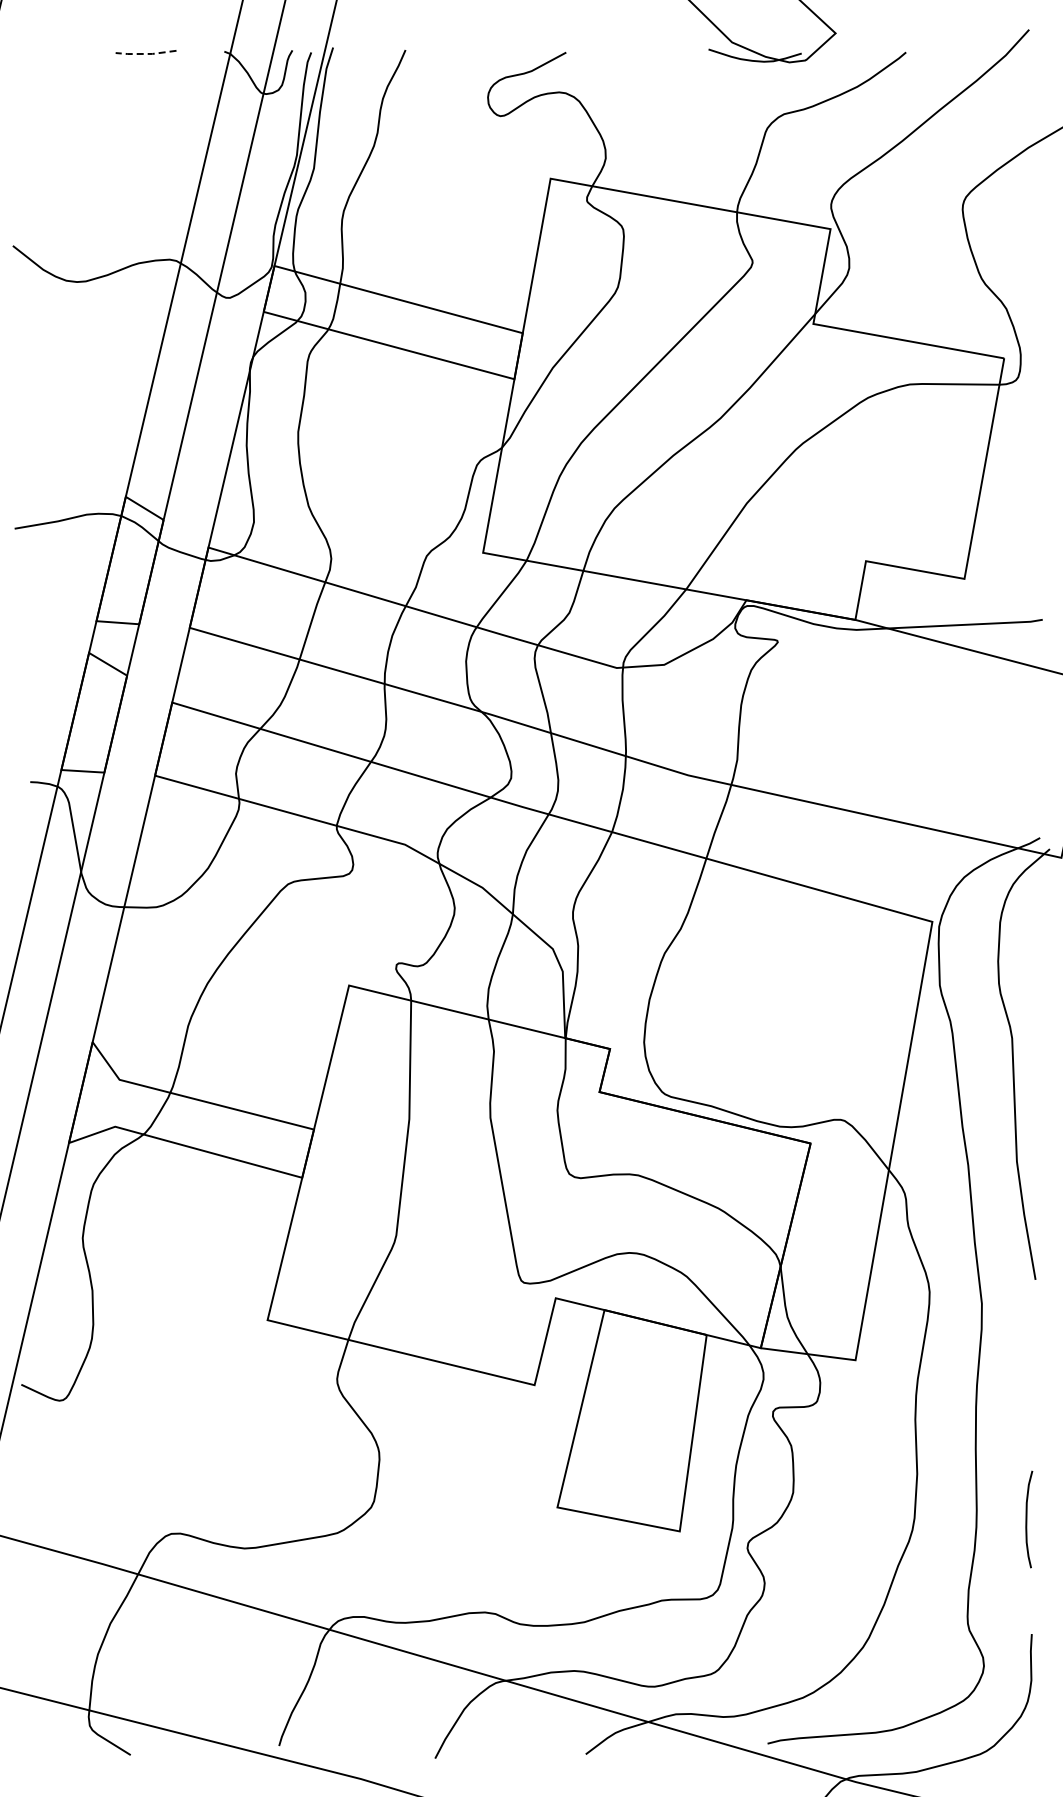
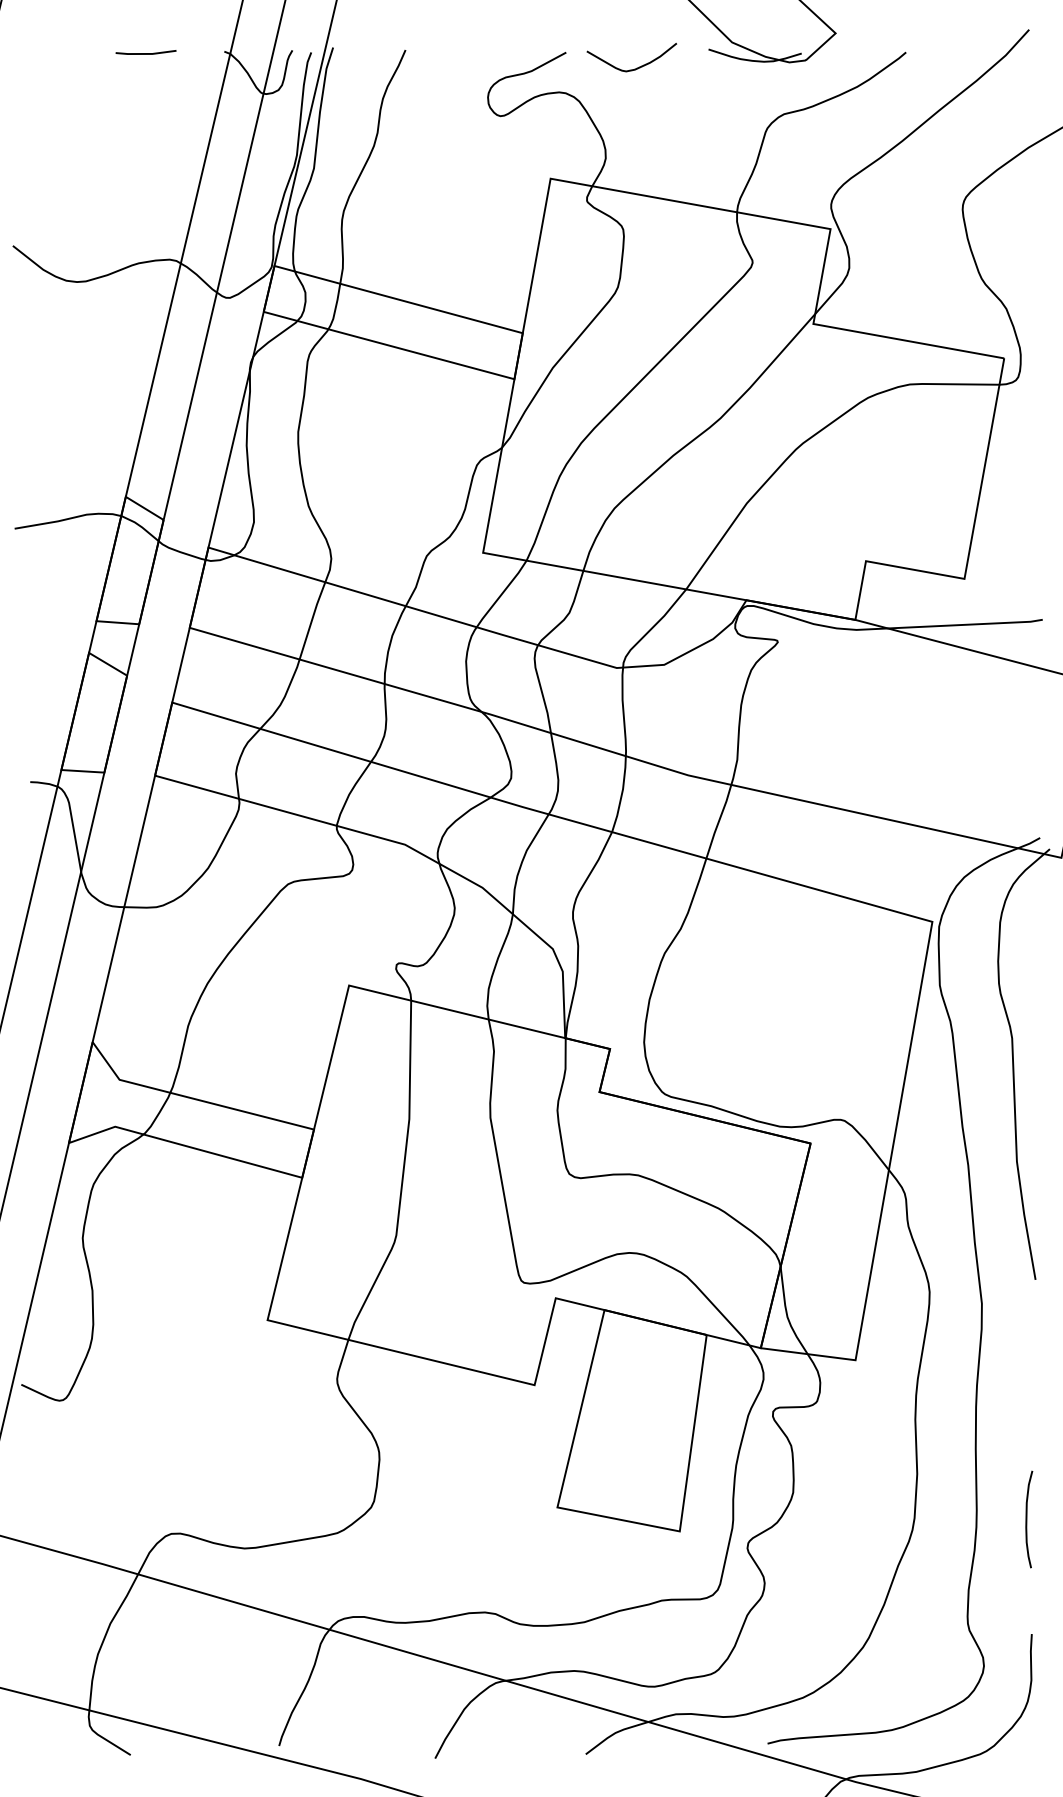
line: dashed -> solid (145, 53)
curve: none -> present (634, 68)
